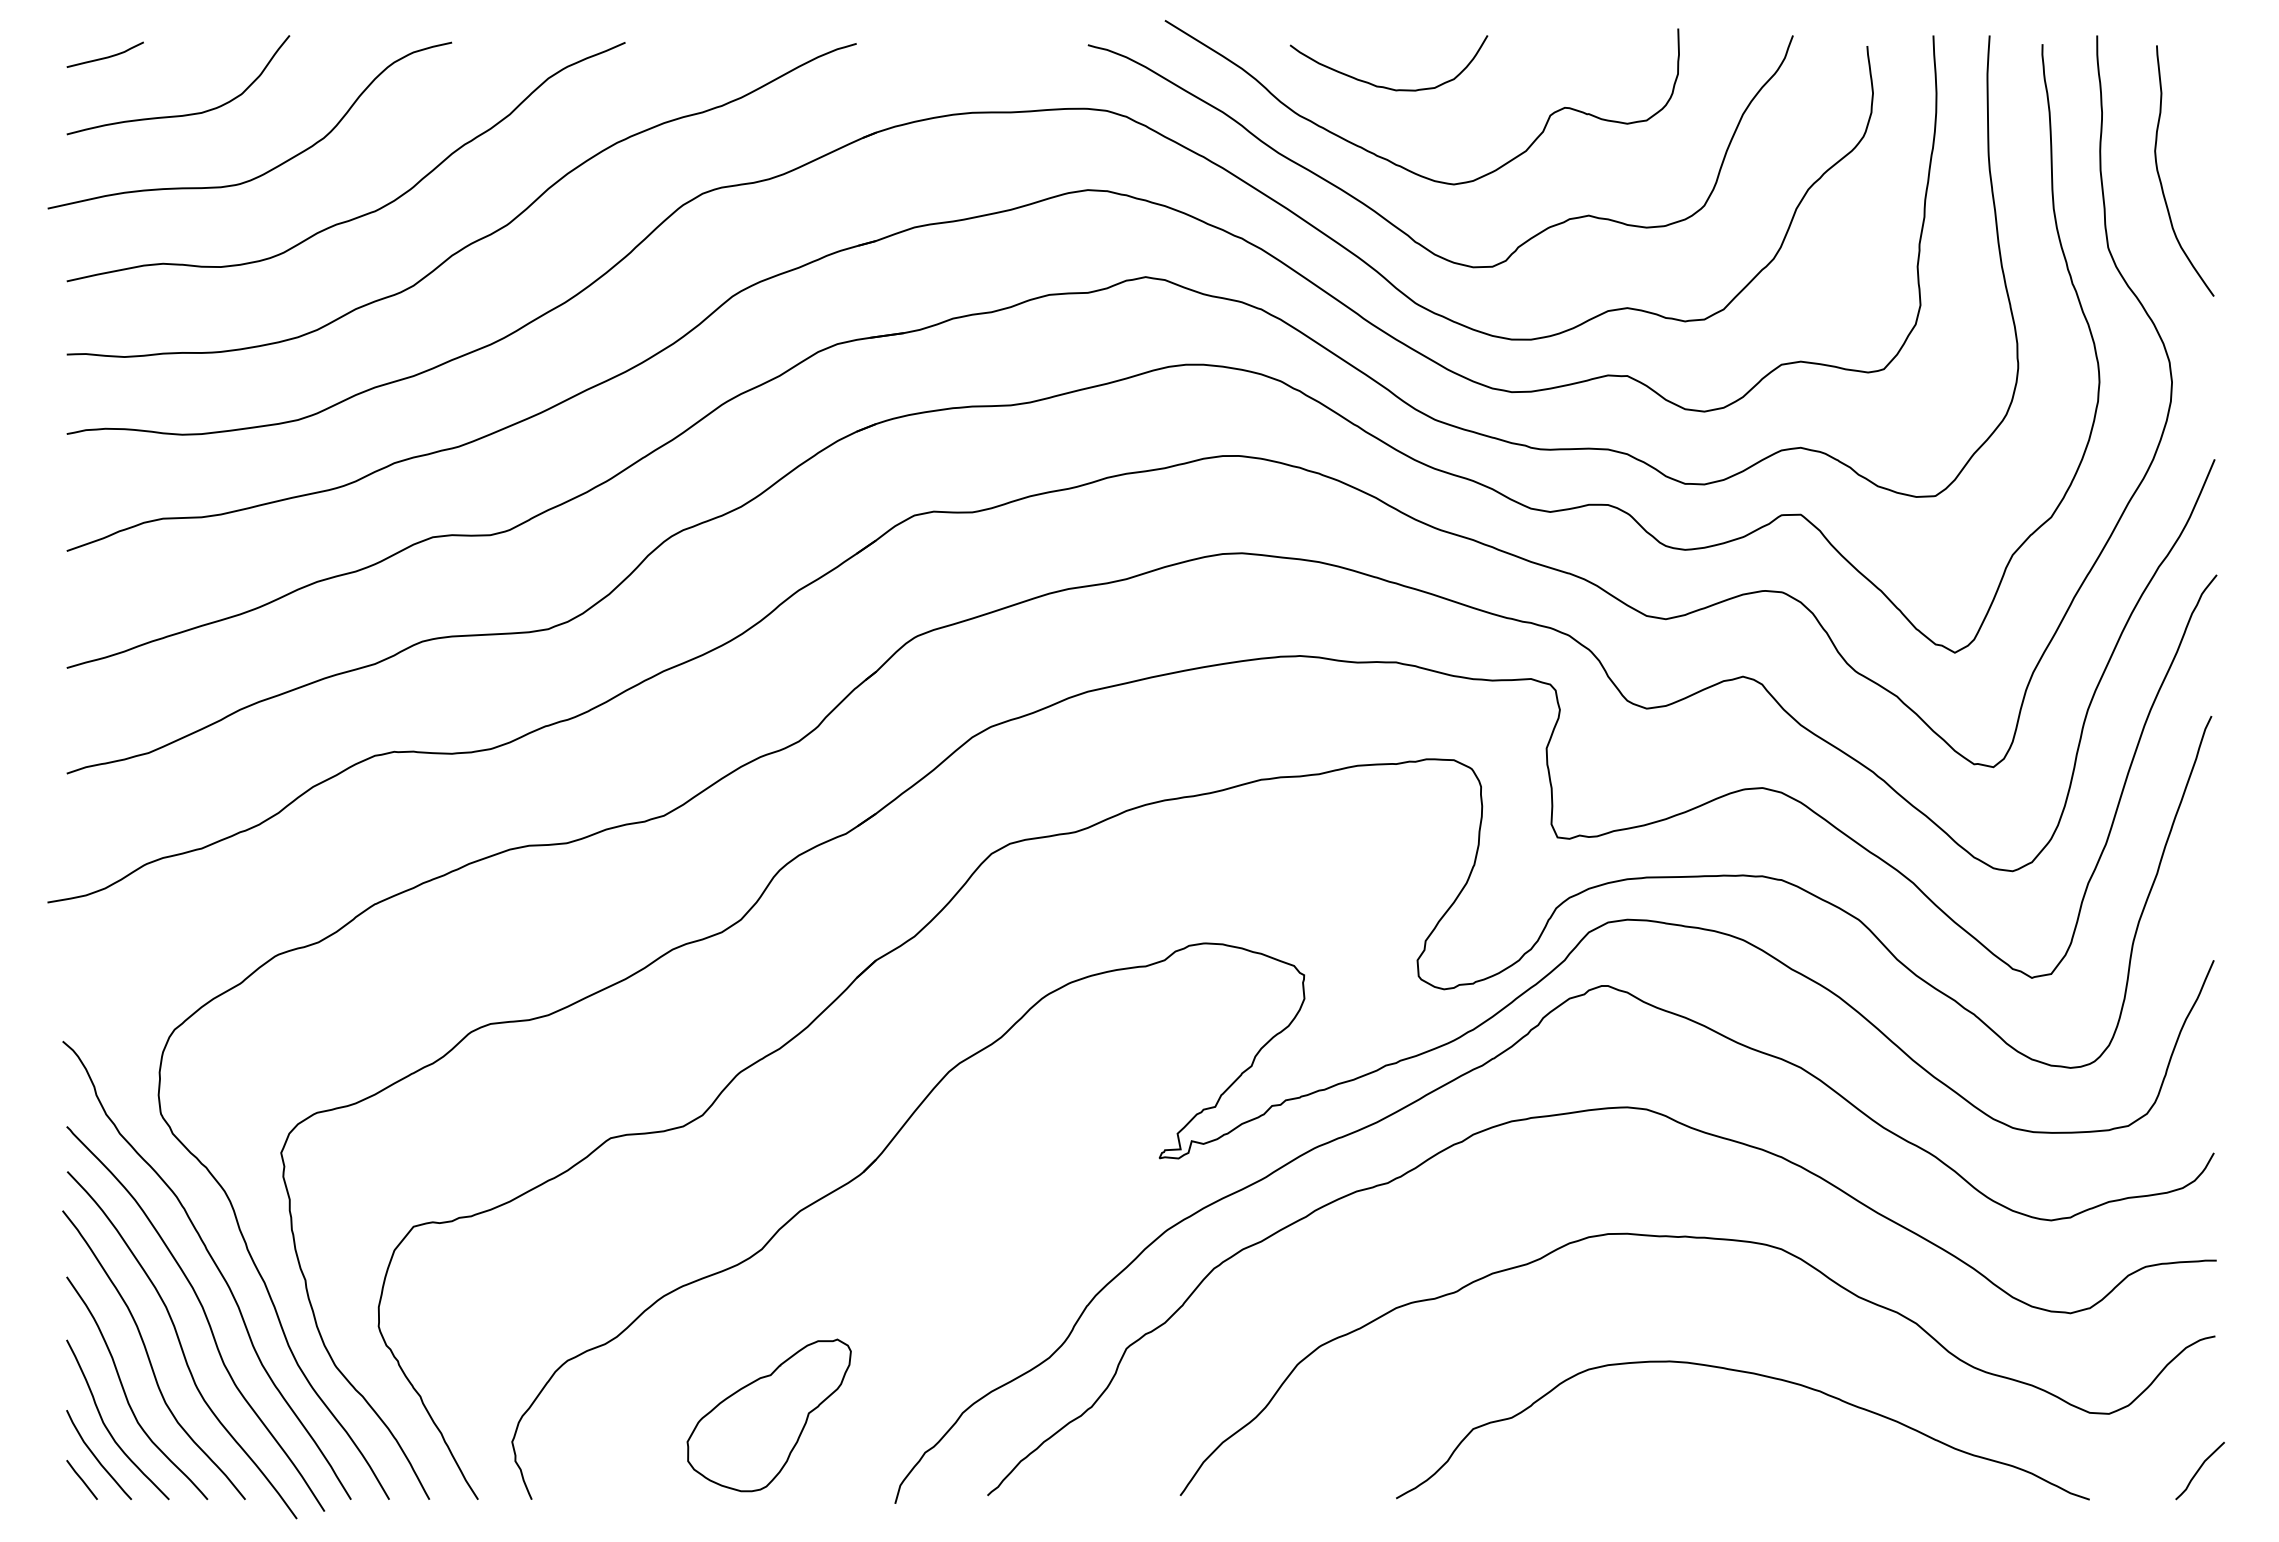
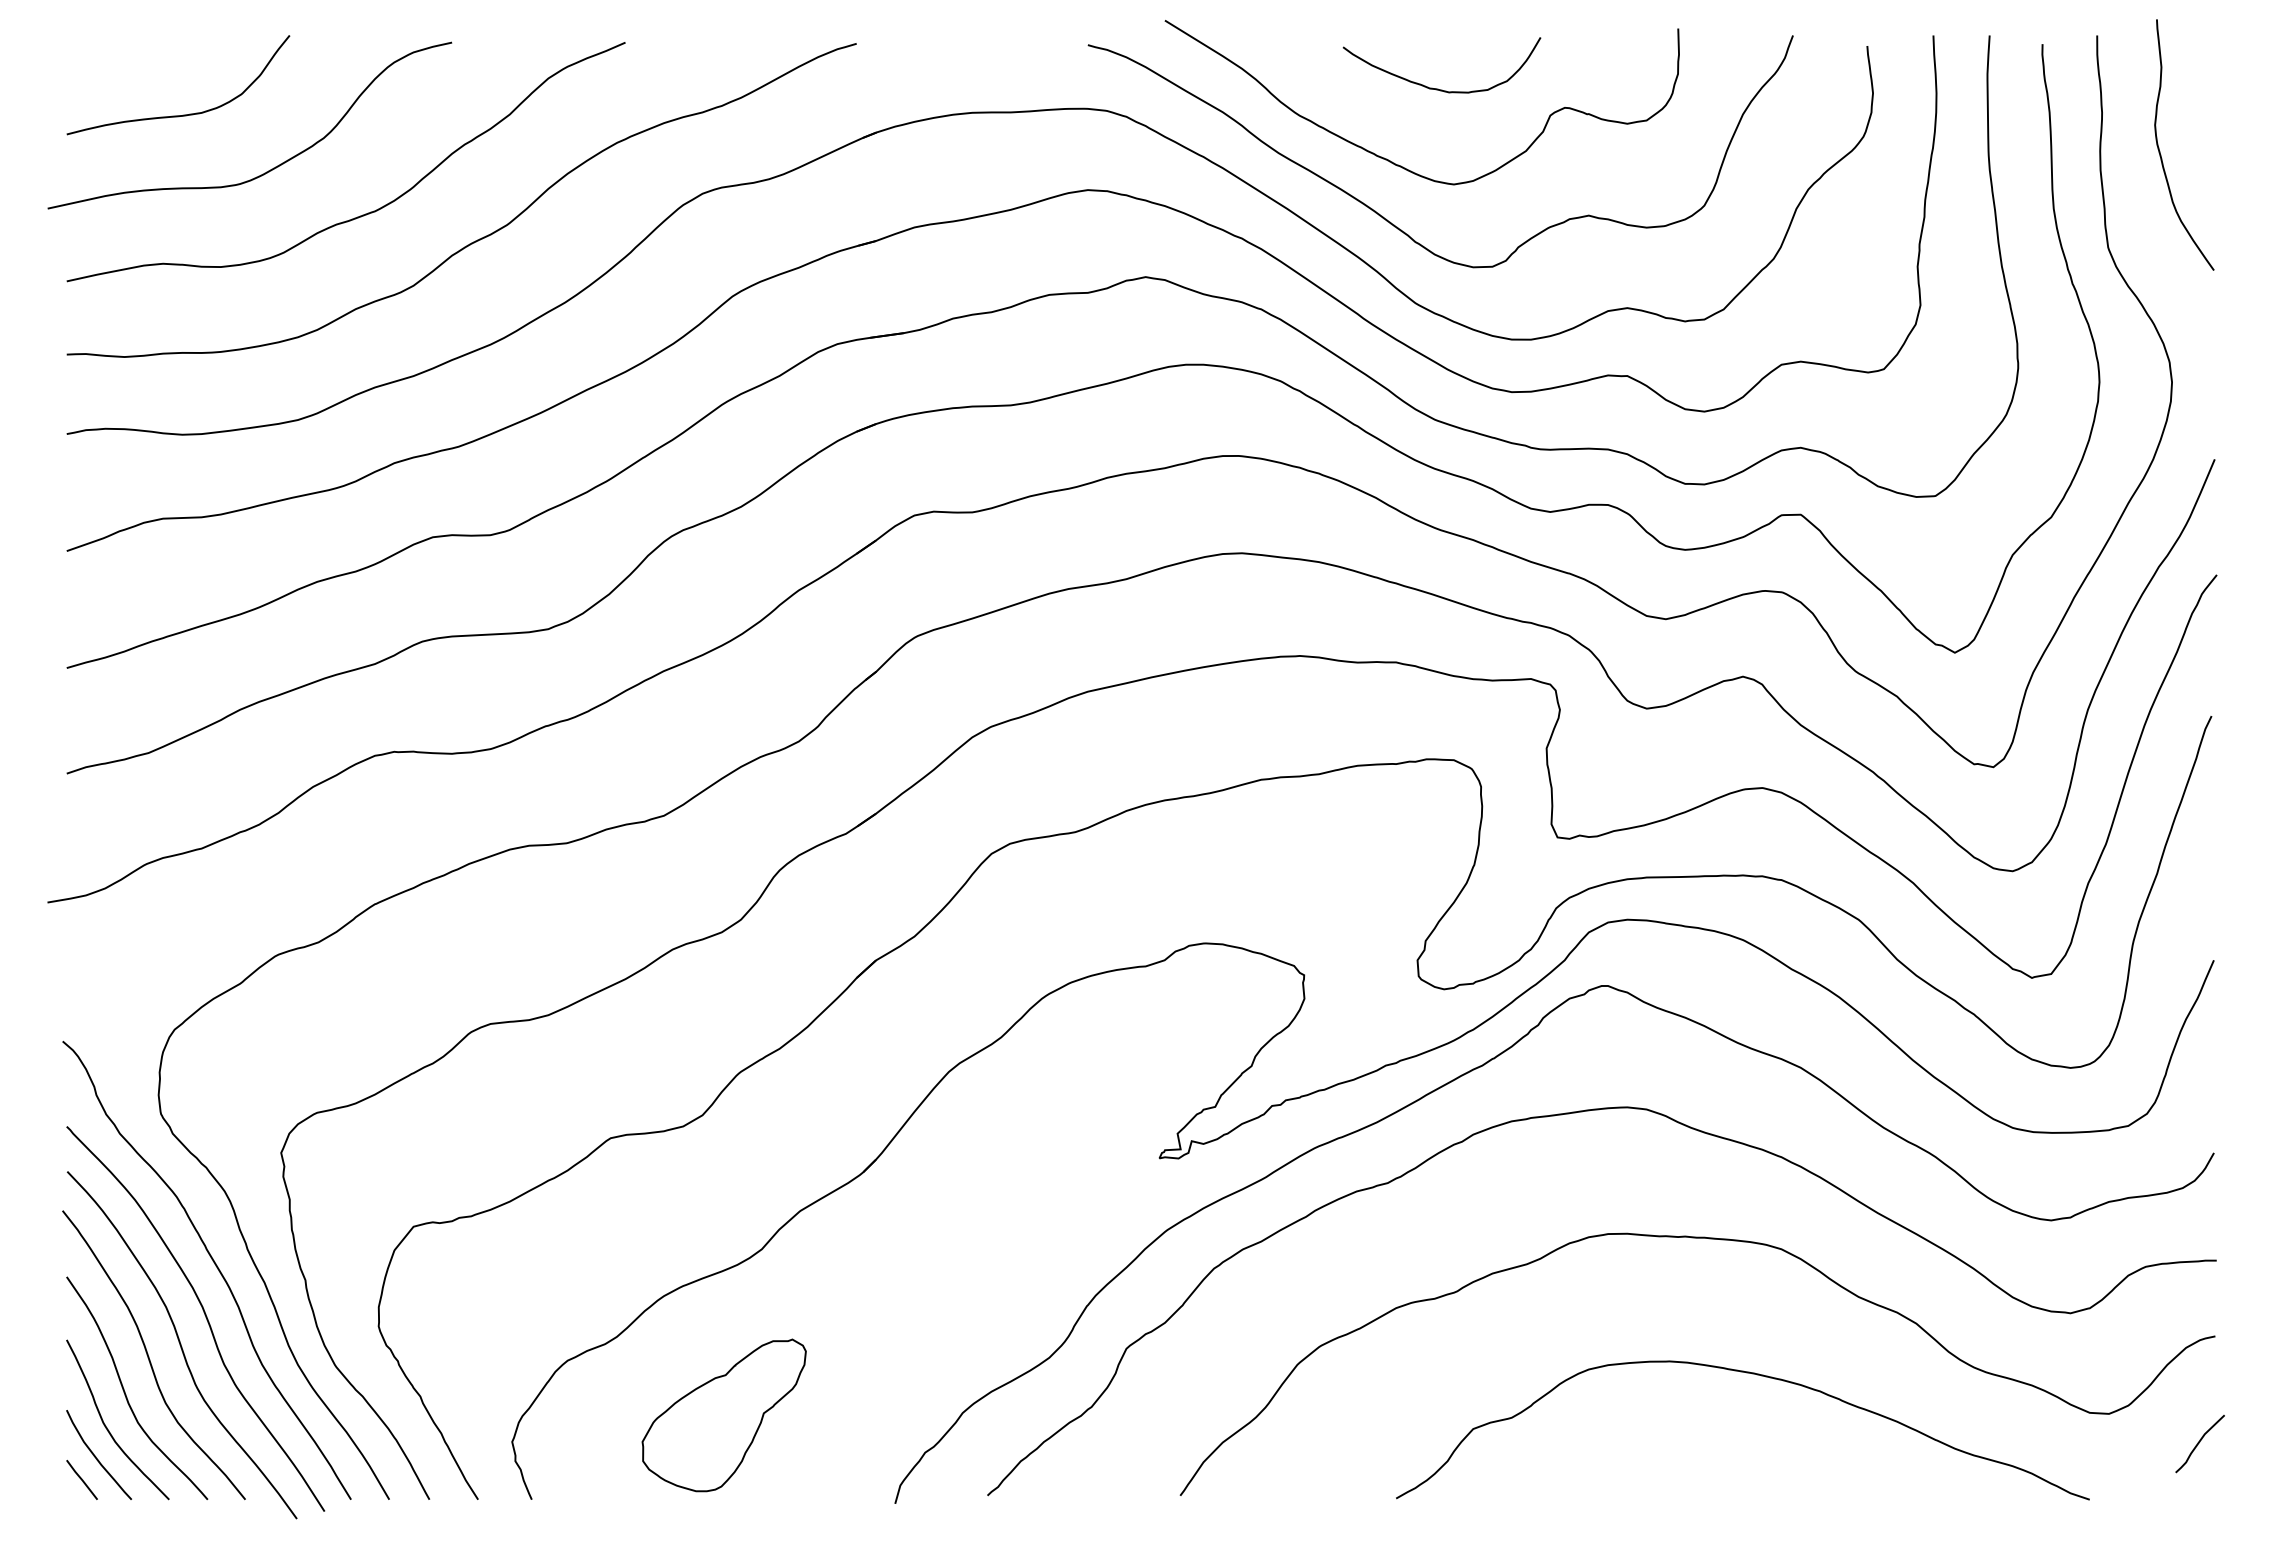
curve: present -> none (106, 56)
curve position: (1385, 86) -> (1438, 88) (1438, 88)
curve position: (2160, 177) -> (2160, 151) (2160, 151)
part position: (768, 1415) -> (723, 1415) (723, 1415)
curve position: (2199, 1470) -> (2199, 1443) (2199, 1443)
